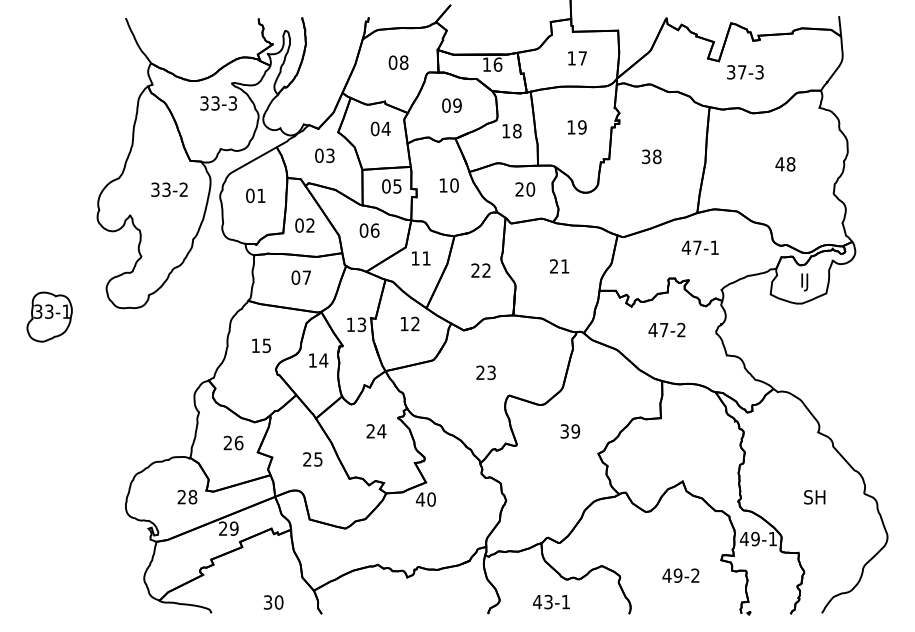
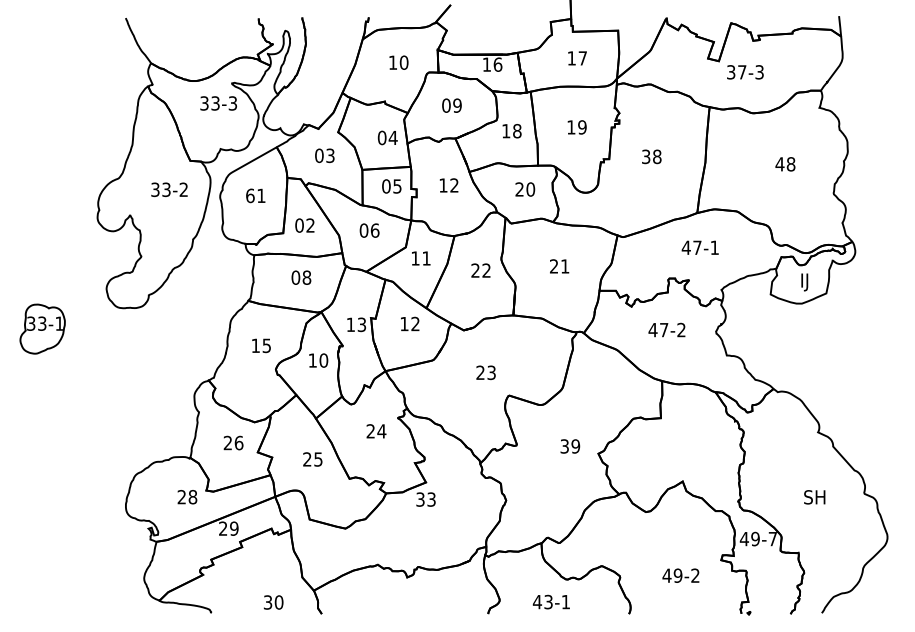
text: 08 -> 10 (398, 62)
text position: (380, 128) -> (387, 137) (387, 137)
text: 10 -> 12 (454, 185)
text: 01 -> 61 (250, 195)
text: 07 -> 08 (306, 277)
part position: (49, 316) -> (42, 328) (42, 328)
text: 14 -> 10 (323, 360)
text position: (570, 431) -> (570, 446) (570, 446)
text: 40 -> 33 (425, 499)
text: 49-1 -> 49-7 (772, 539)
